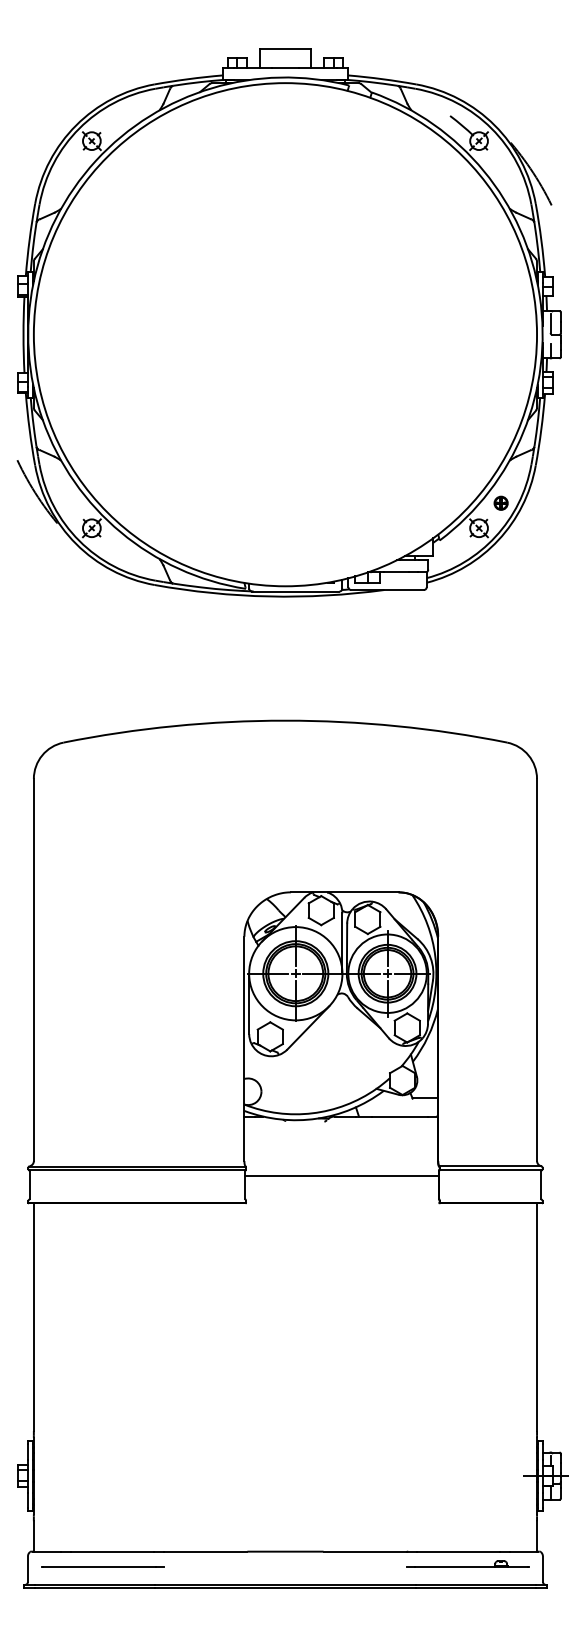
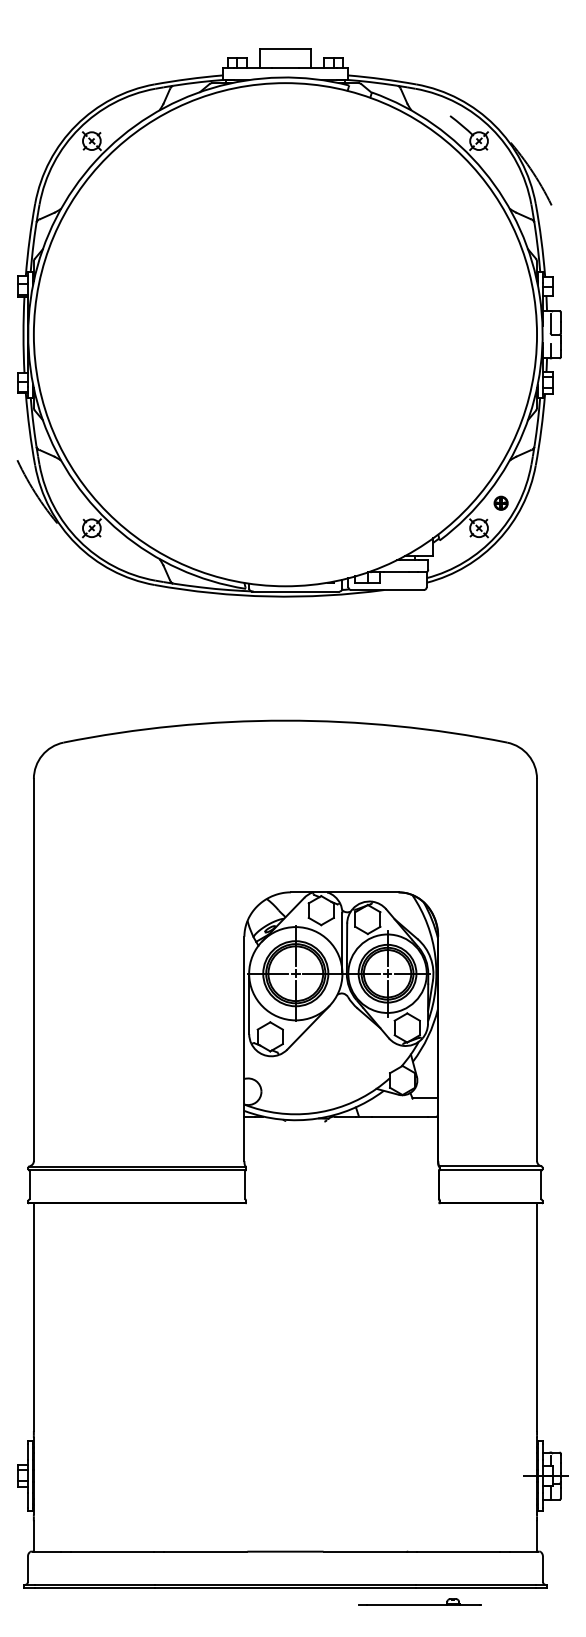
line: present -> none (342, 1176)
part position: (467, 1563) -> (419, 1601) (419, 1601)
line: present -> none (102, 1566)
